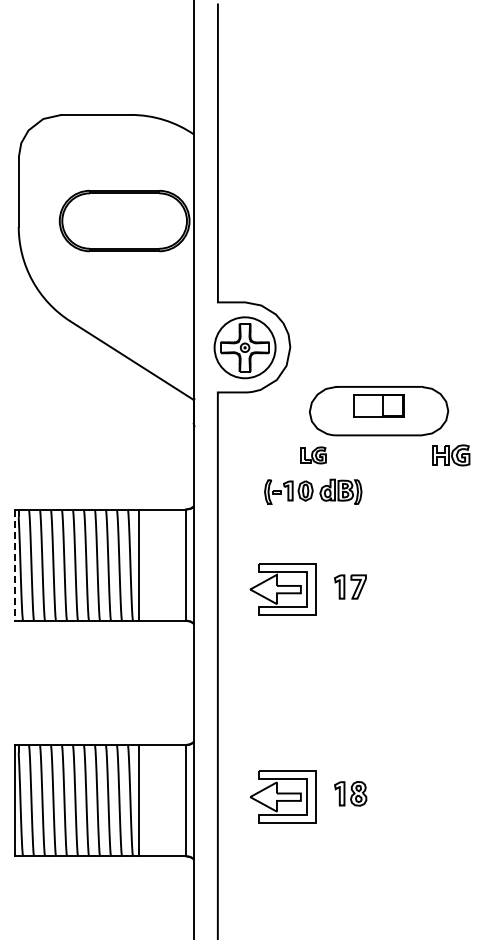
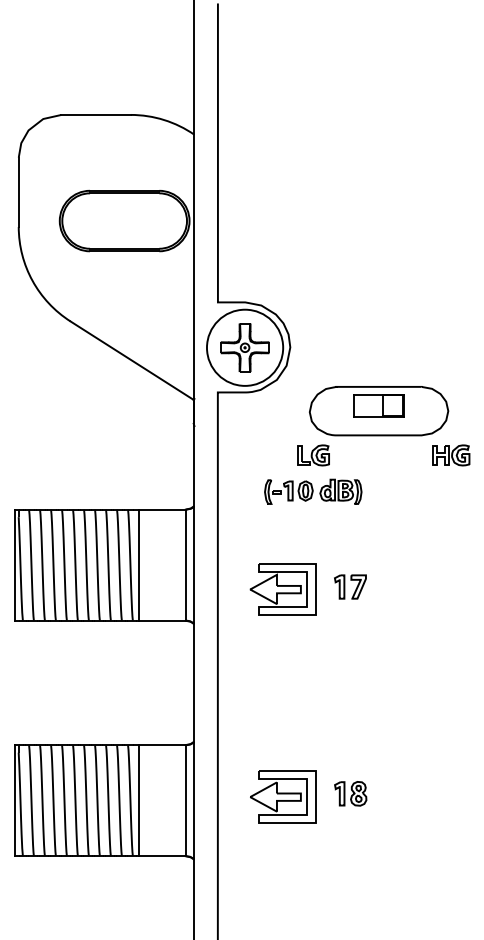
circle diameter: 61 px -> 76 px (244, 347)
part size: 27x19 px -> 33x23 px (313, 455)
line: dashed -> solid (14, 565)
